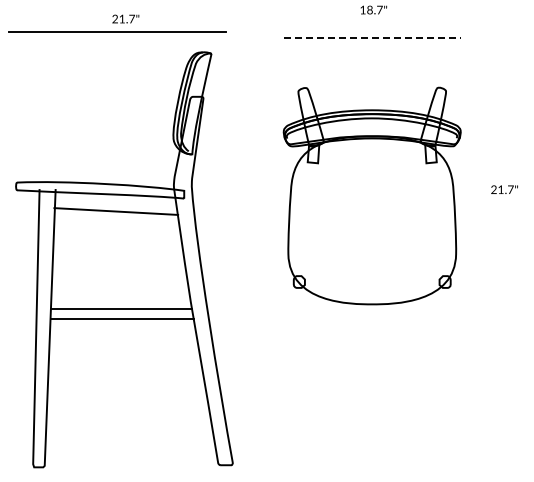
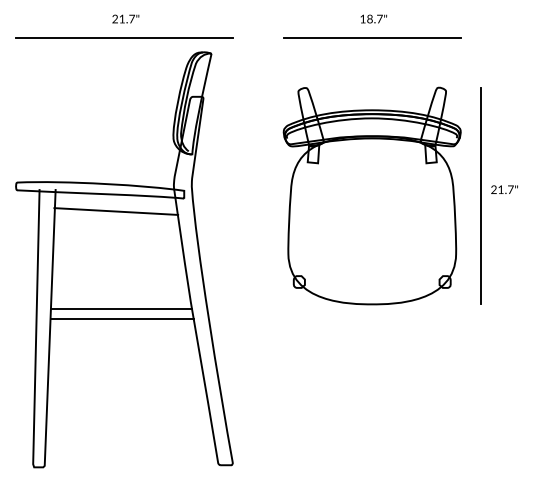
text position: (373, 9) -> (373, 18) (373, 18)
line position: (117, 31) -> (124, 37) (124, 37)
line: dashed -> solid (372, 37)
line: none -> present (480, 195)
